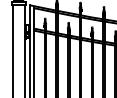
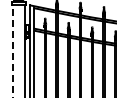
line: solid -> dashed (13, 50)
